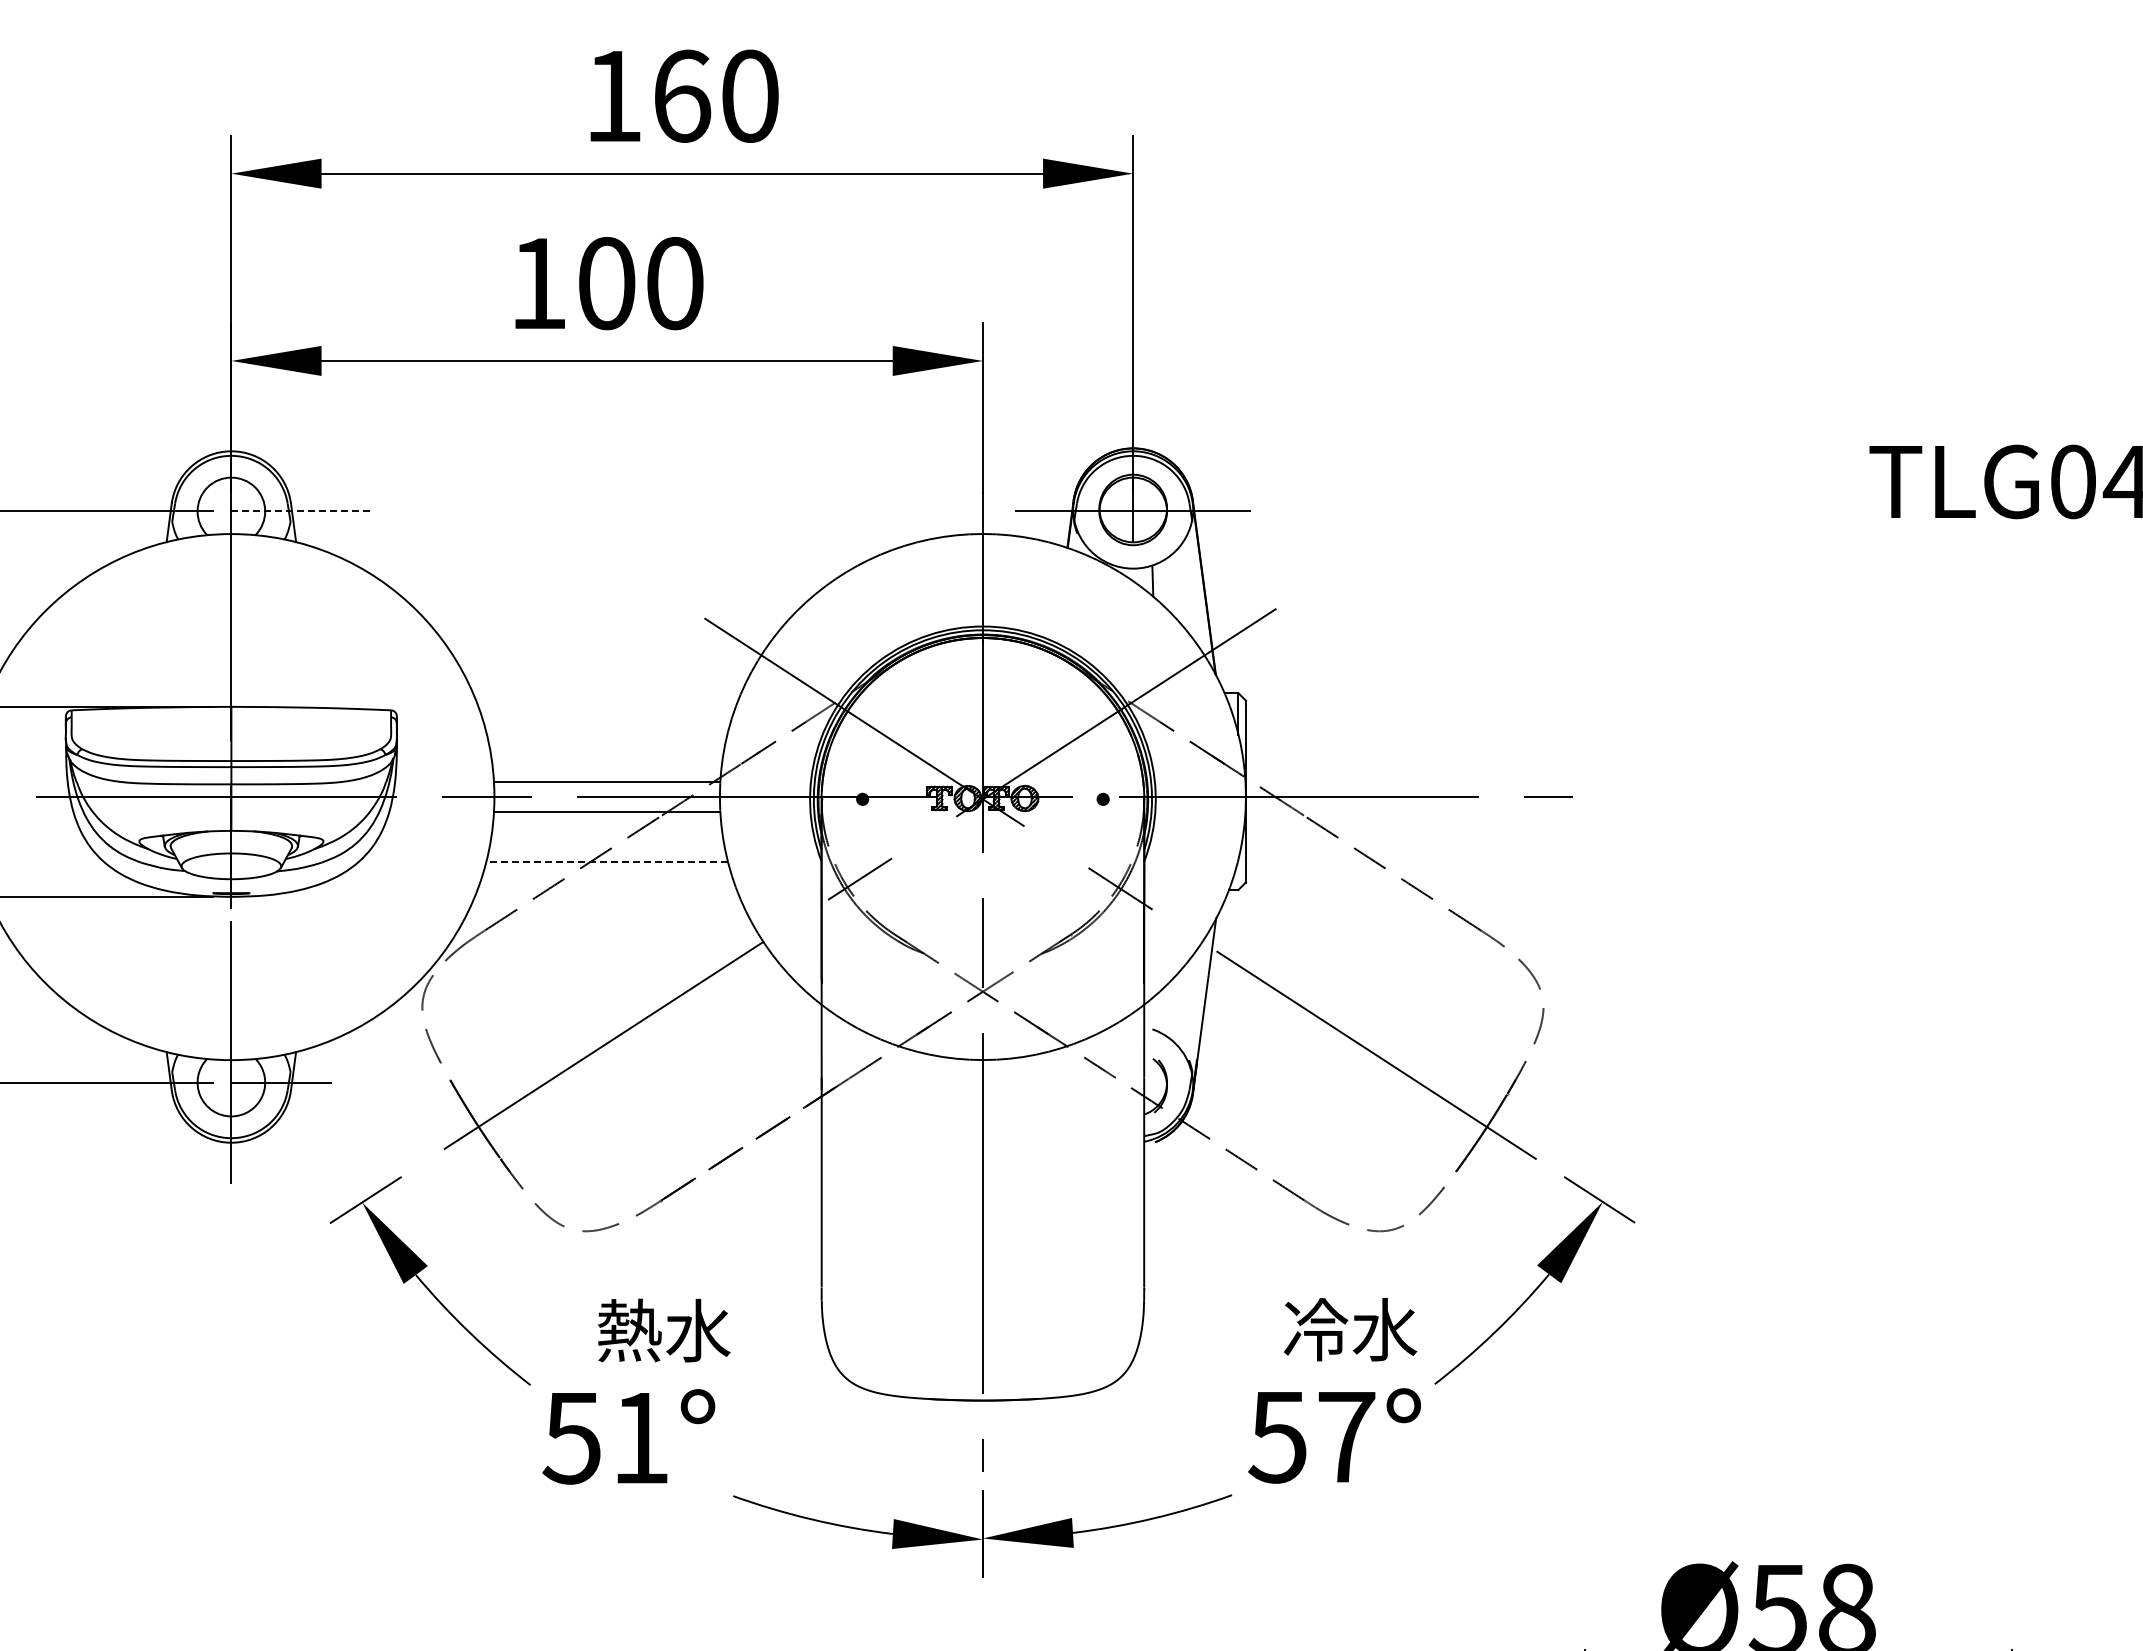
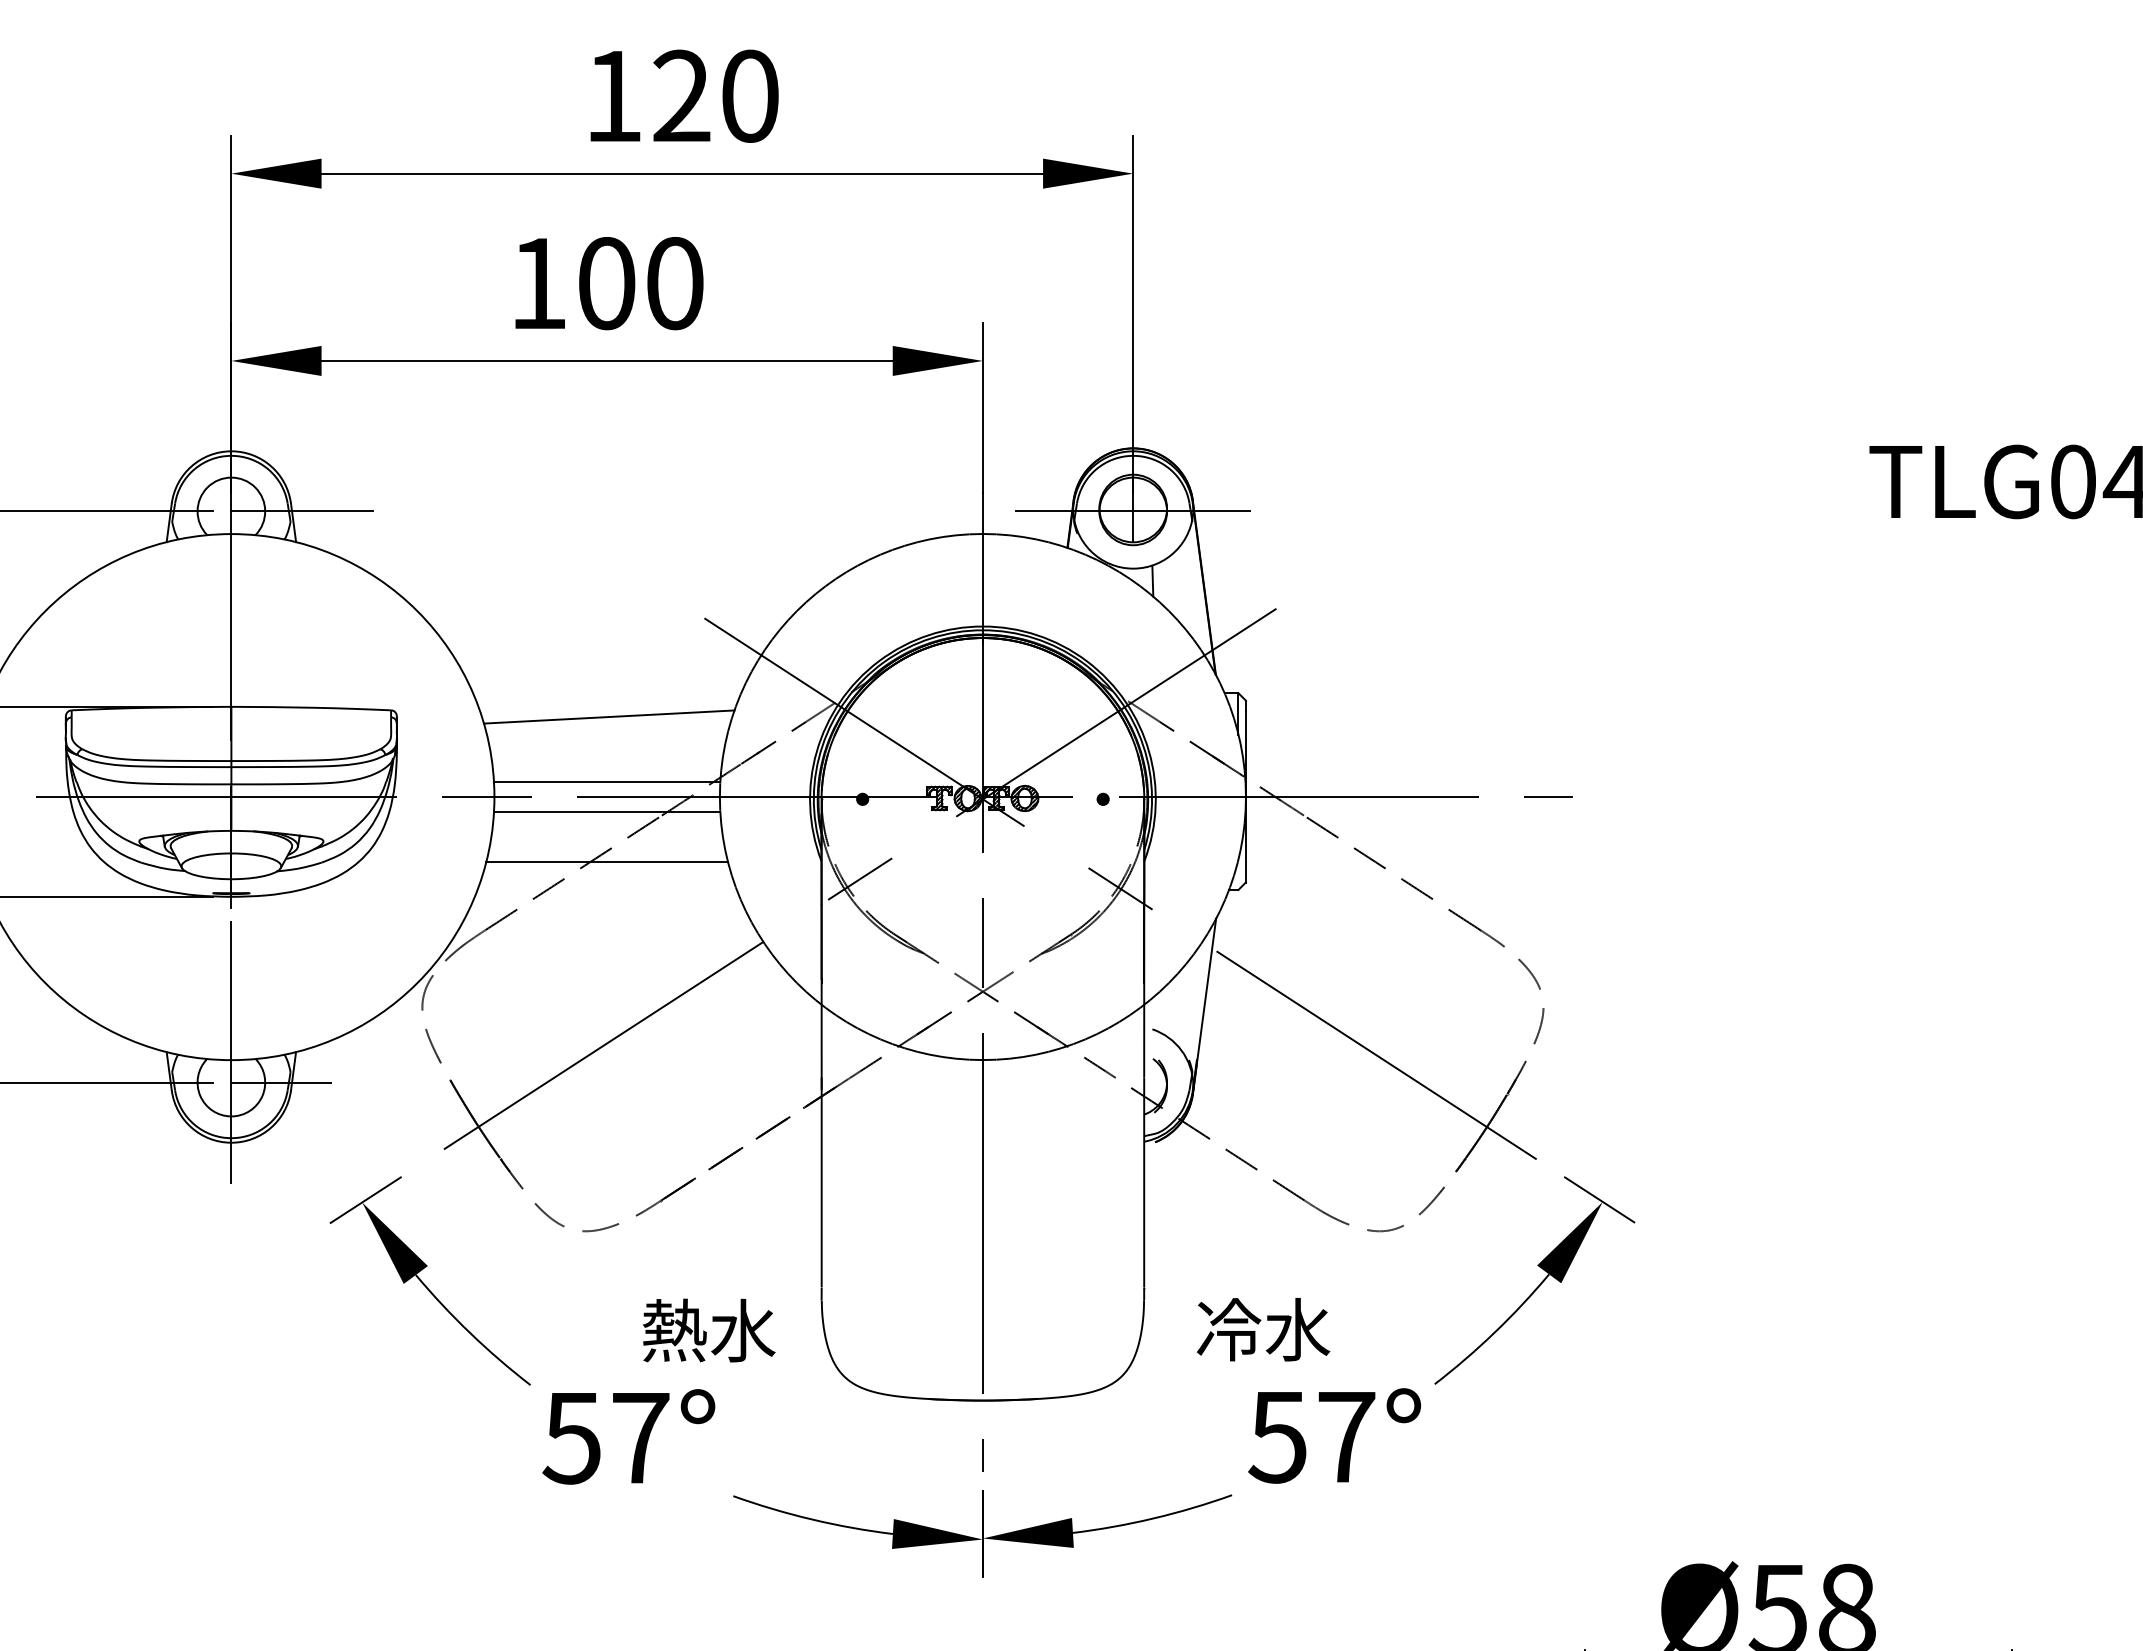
text: 160 -> 120 (682, 95)
line: dashed -> solid (301, 511)
line: none -> present (608, 716)
line: dashed -> solid (607, 861)
text position: (1350, 1329) -> (1263, 1329) (1263, 1329)
text position: (663, 1330) -> (708, 1330) (708, 1330)
text: 51° -> 57° (641, 1438)
